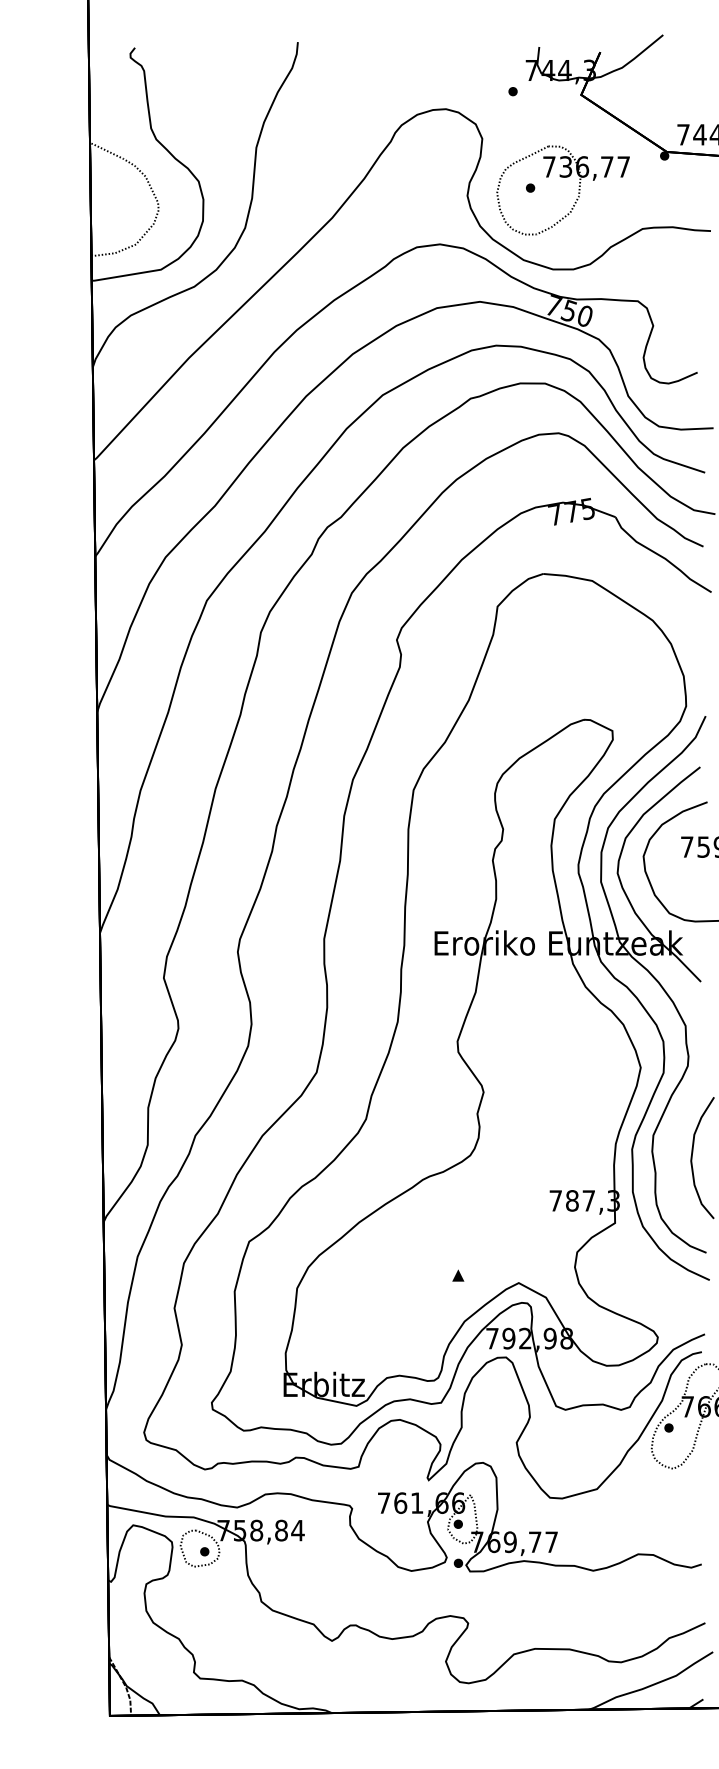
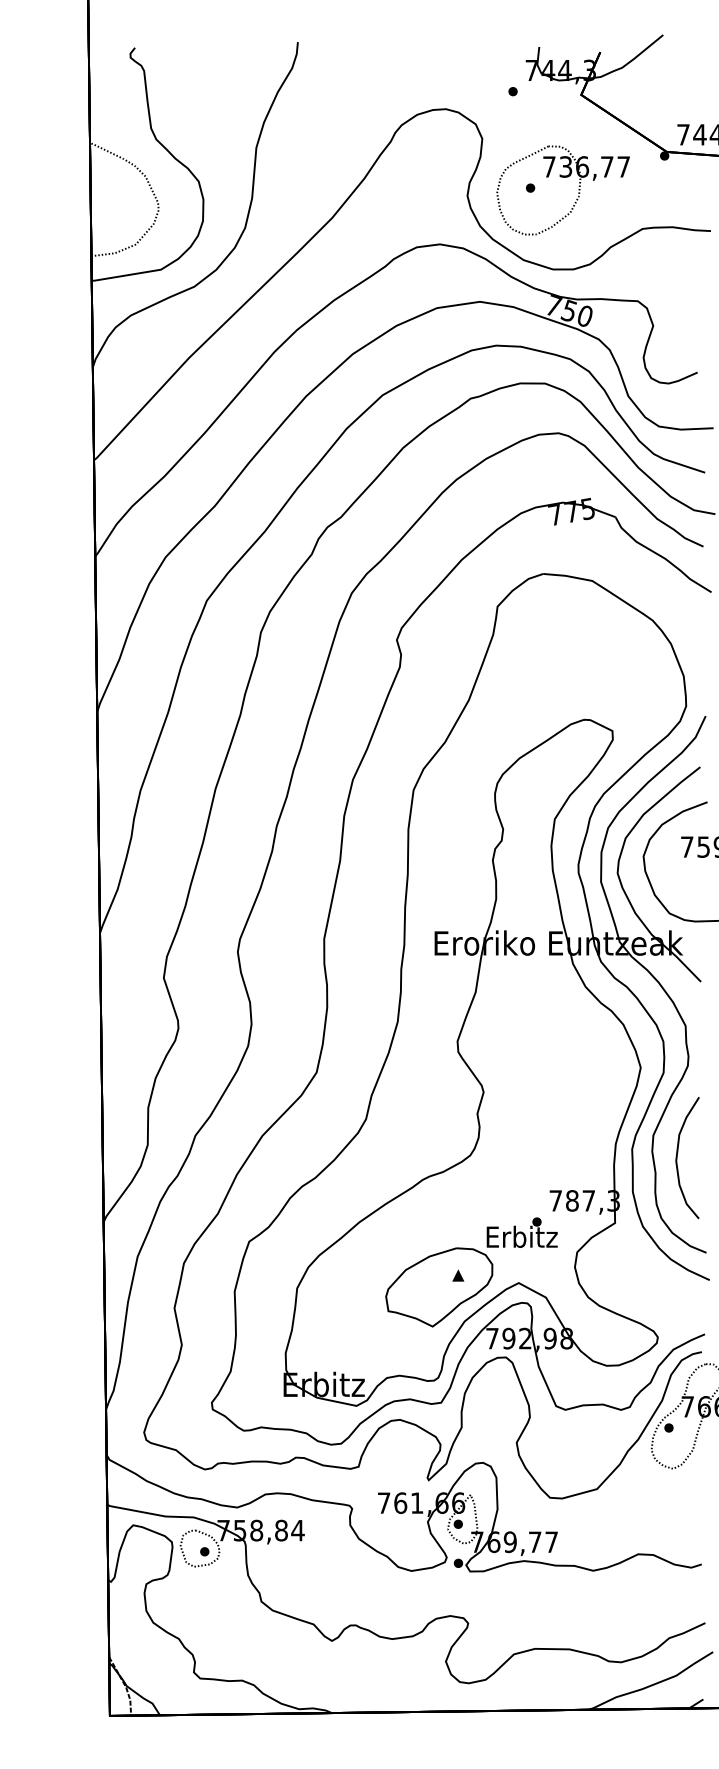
curve position: (692, 1158) -> (677, 1158) (677, 1158)
part: none -> present (471, 1272)
